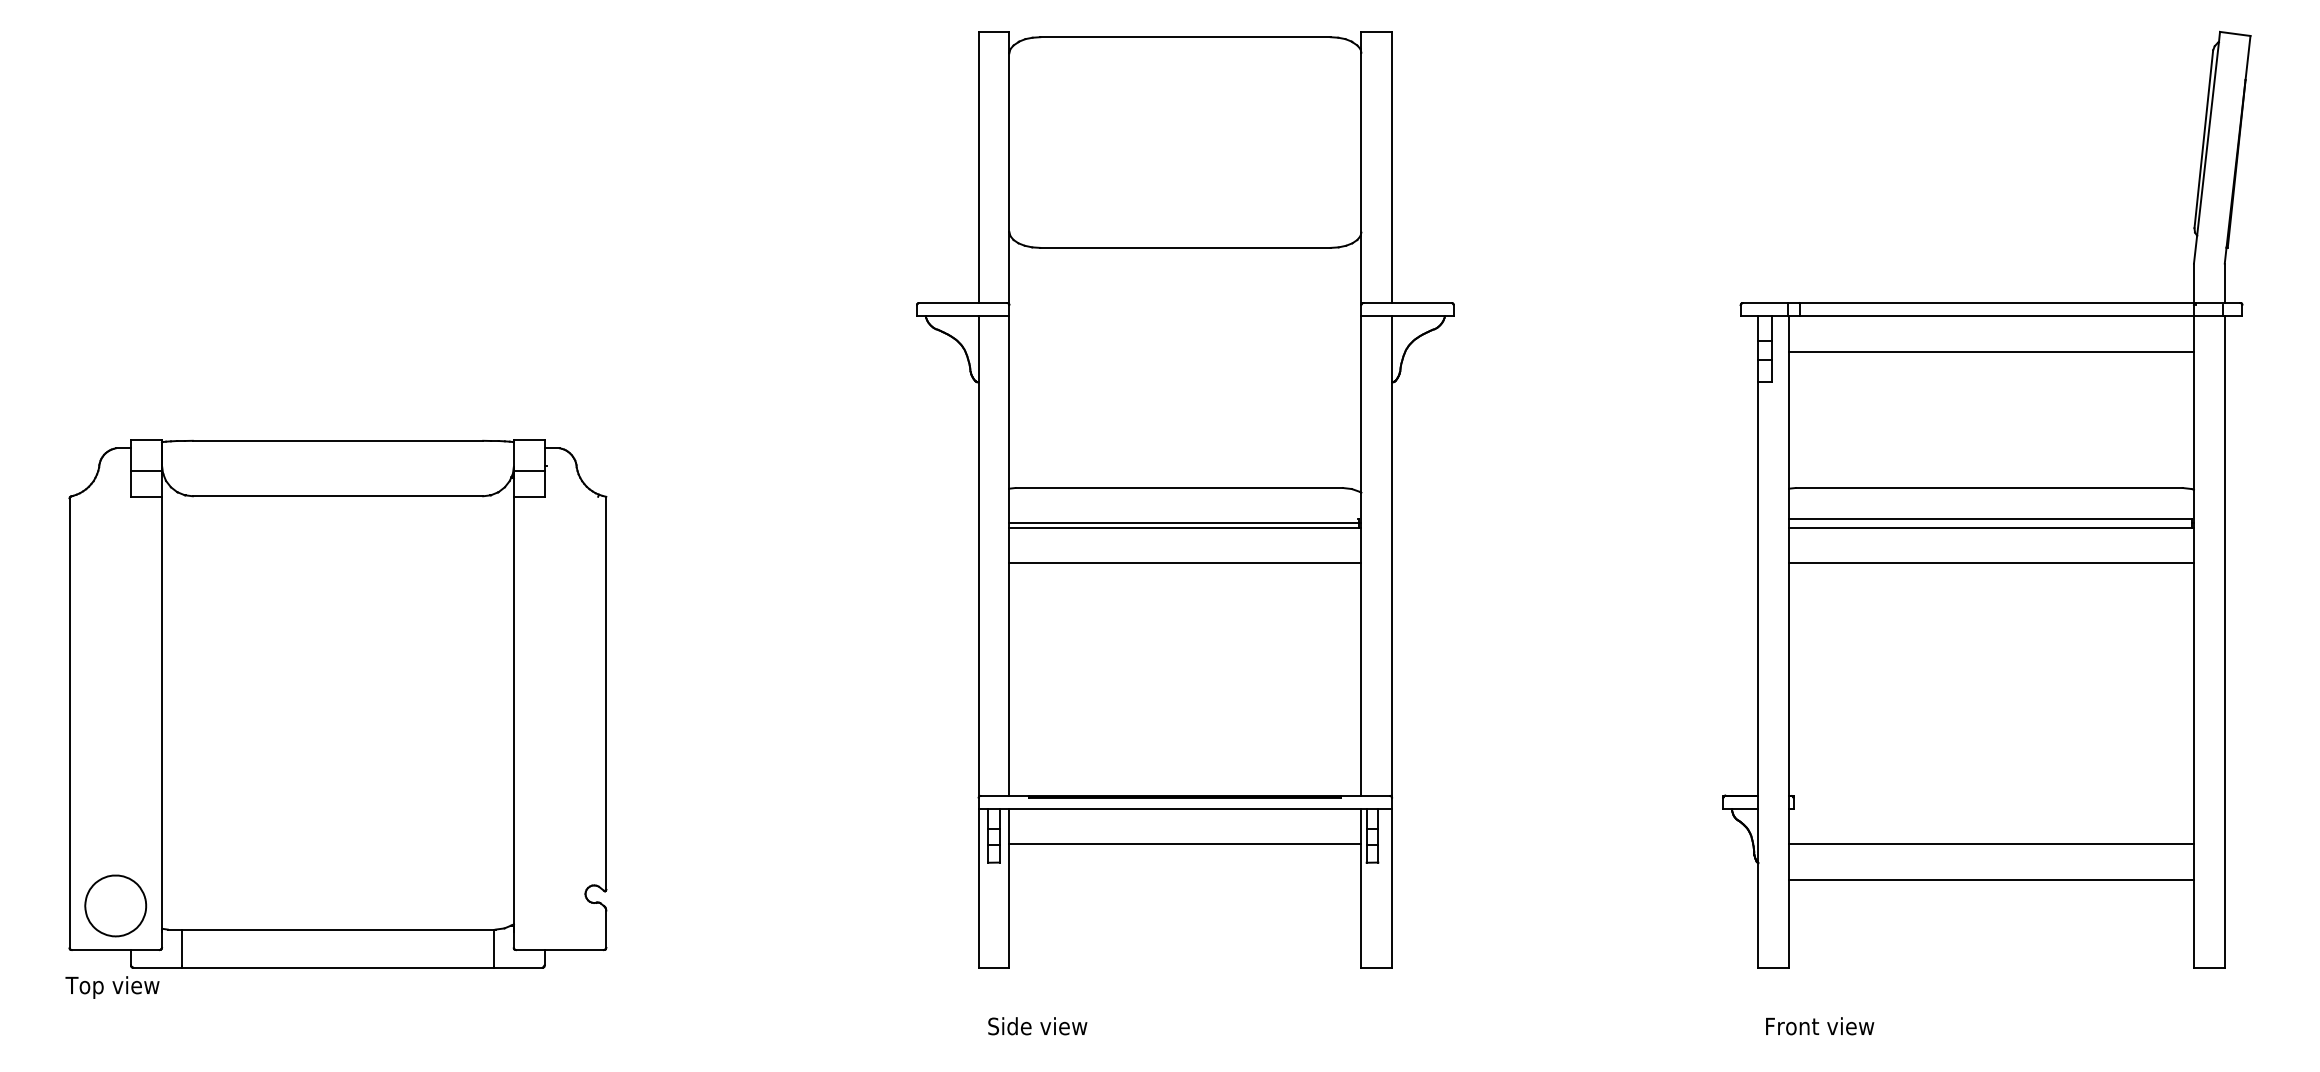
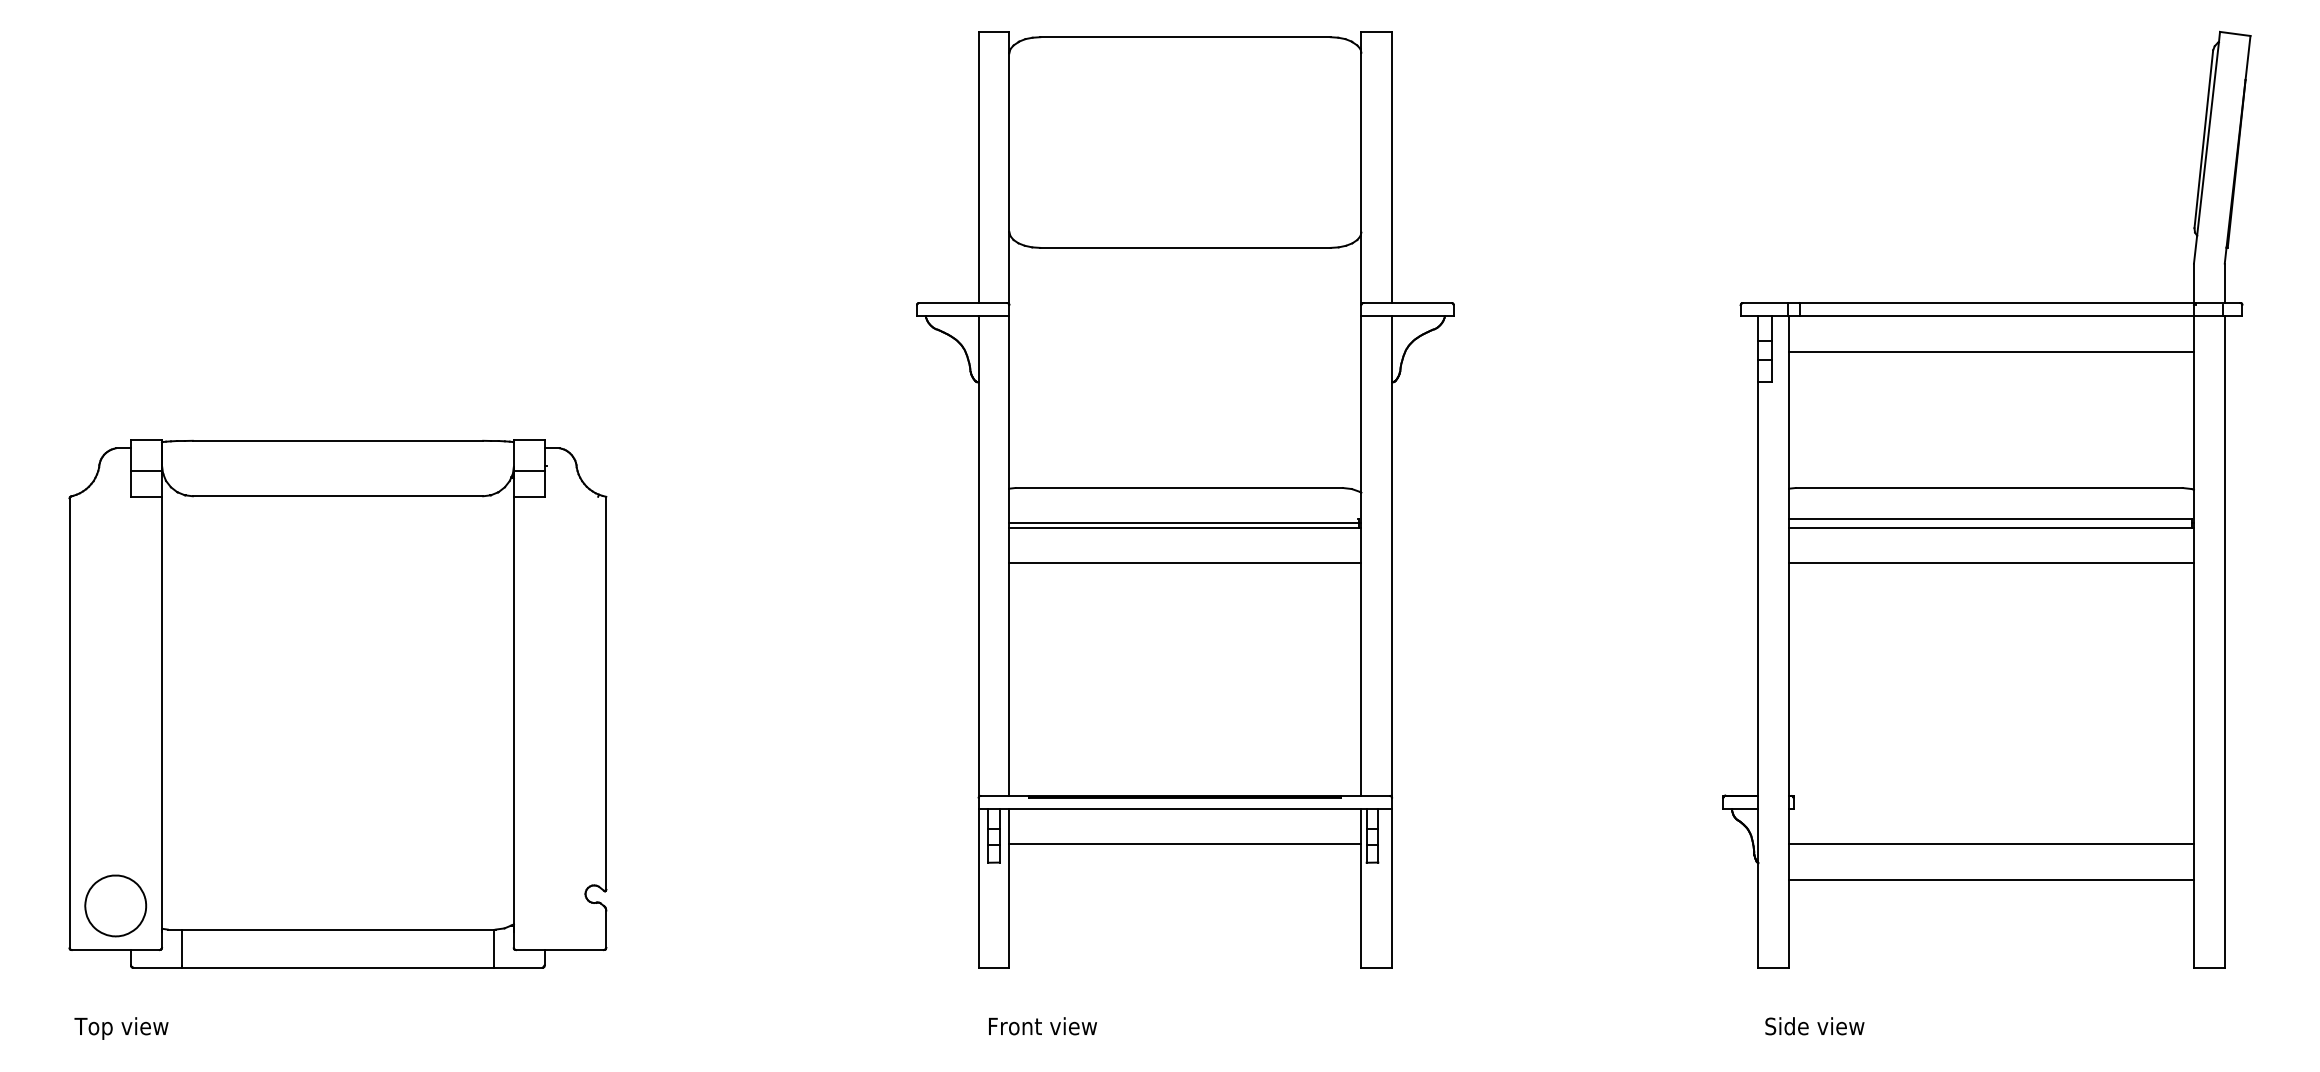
text position: (112, 987) -> (121, 1028) (121, 1028)
text: Side view -> Front view (1042, 1026)
text: Front view -> Side view (1819, 1026)
